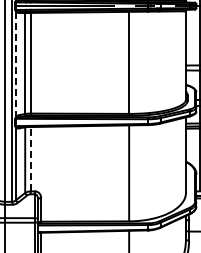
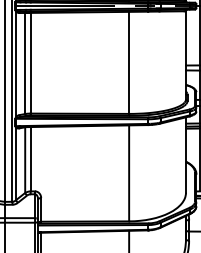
line: dashed -> solid (16, 64)
line: dashed -> solid (30, 158)
